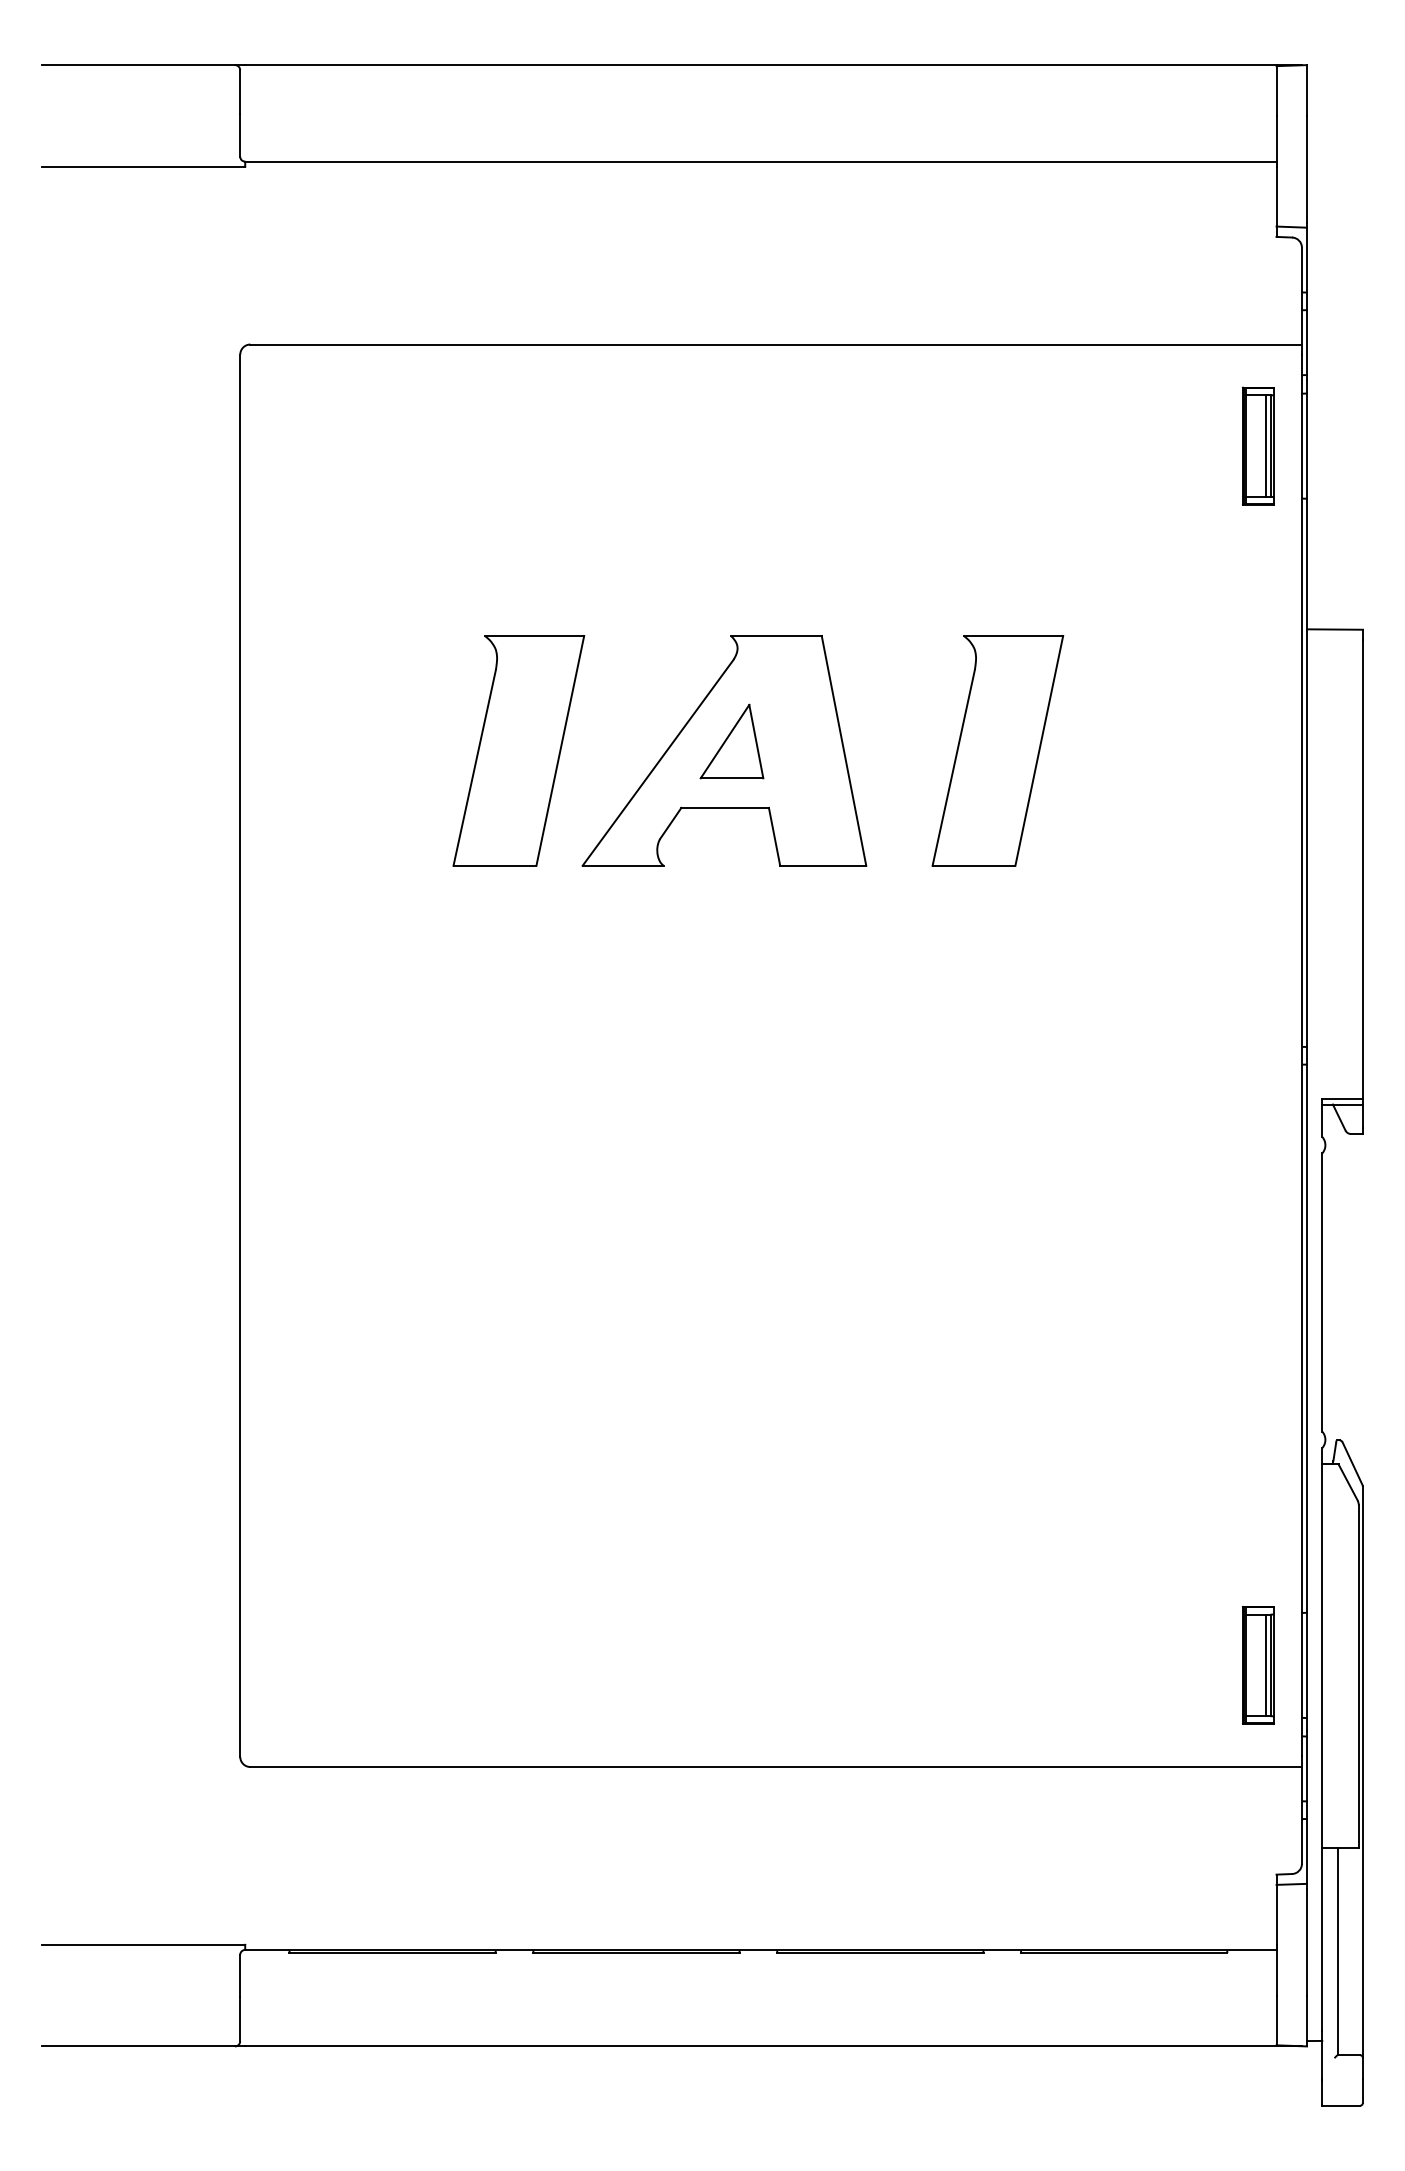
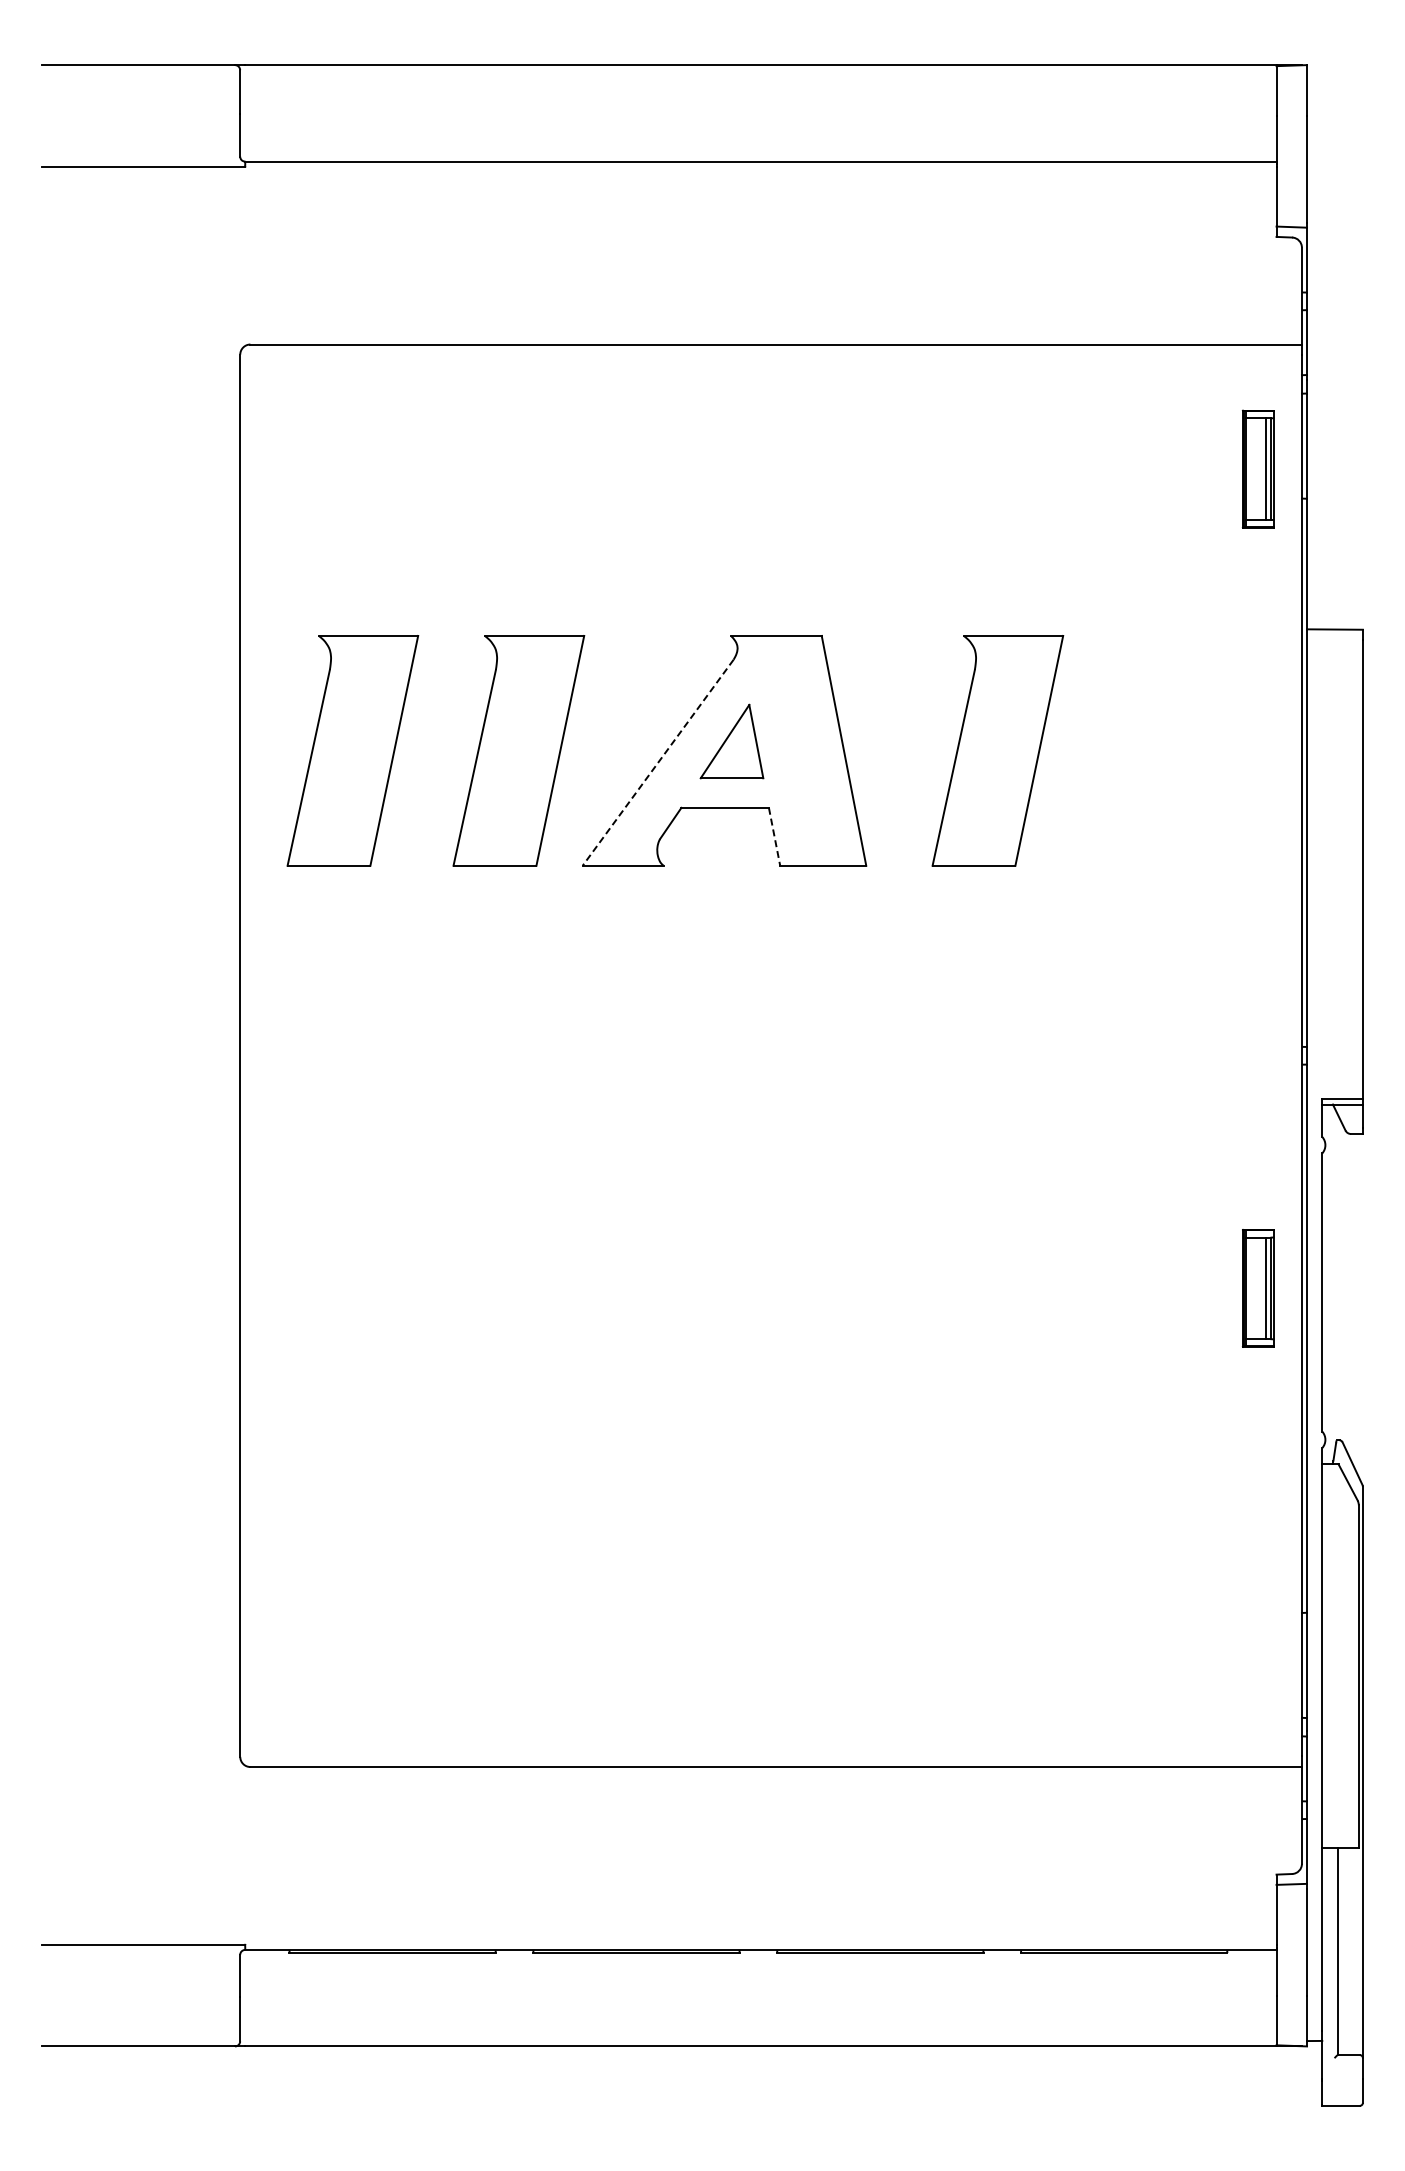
part position: (1258, 445) -> (1258, 468) (1258, 468)
part: none -> present (352, 750)
line: solid -> dashed (658, 762)
line: solid -> dashed (774, 836)
part position: (1258, 1665) -> (1258, 1288) (1258, 1288)
